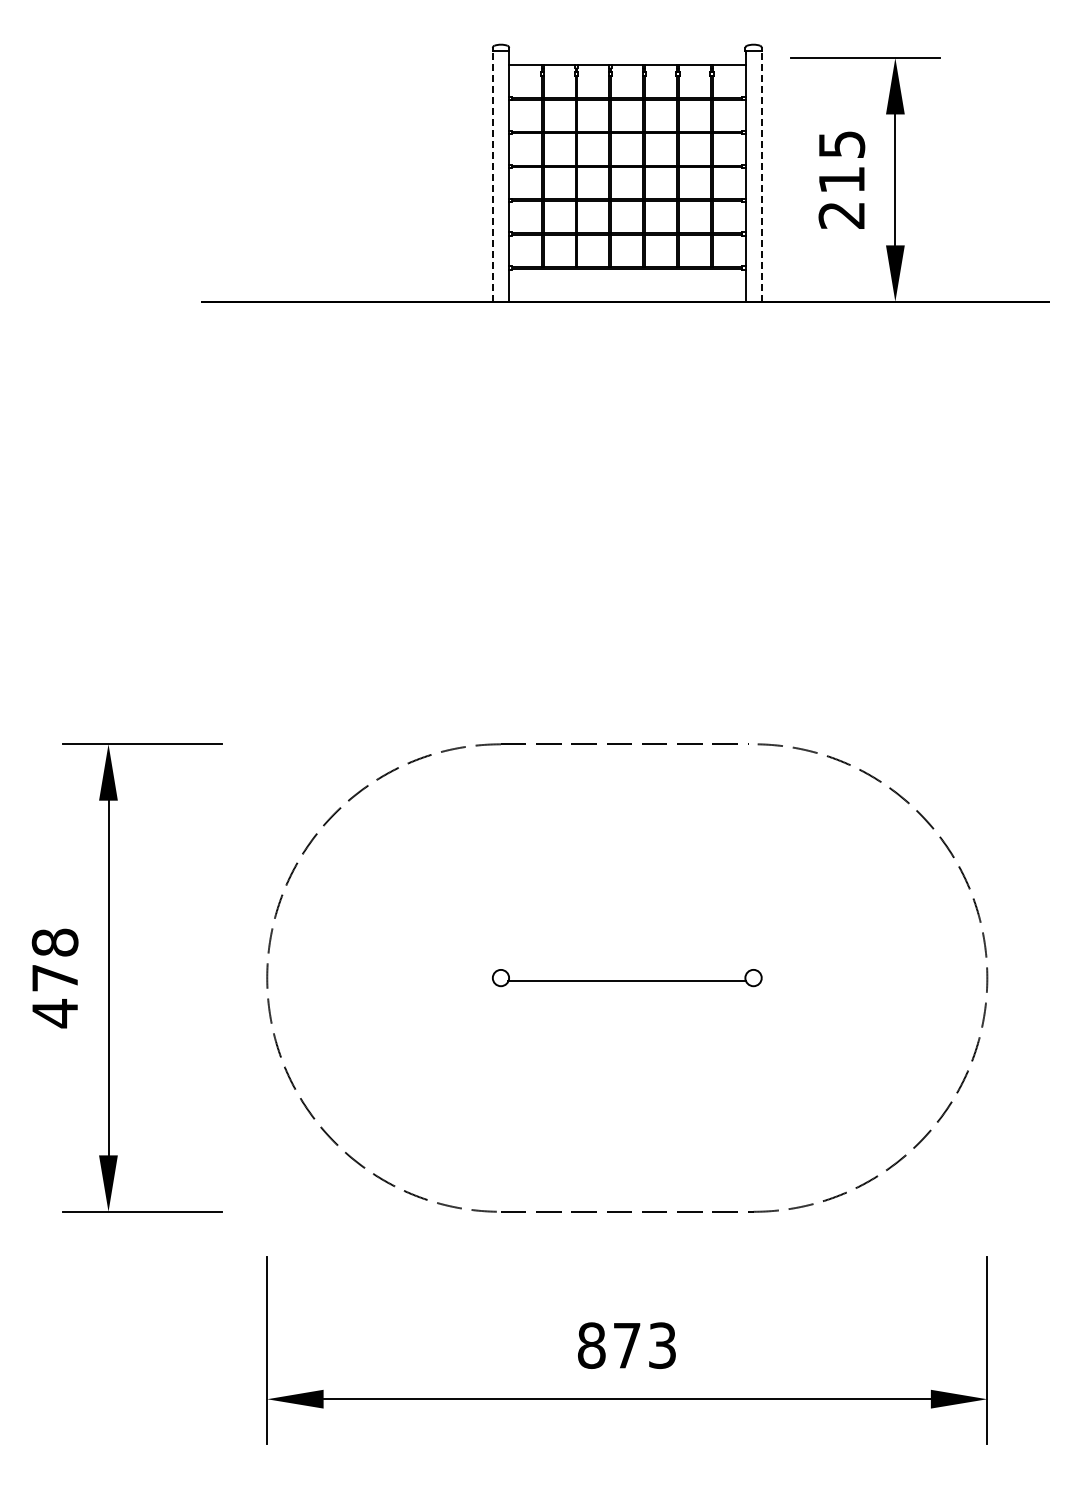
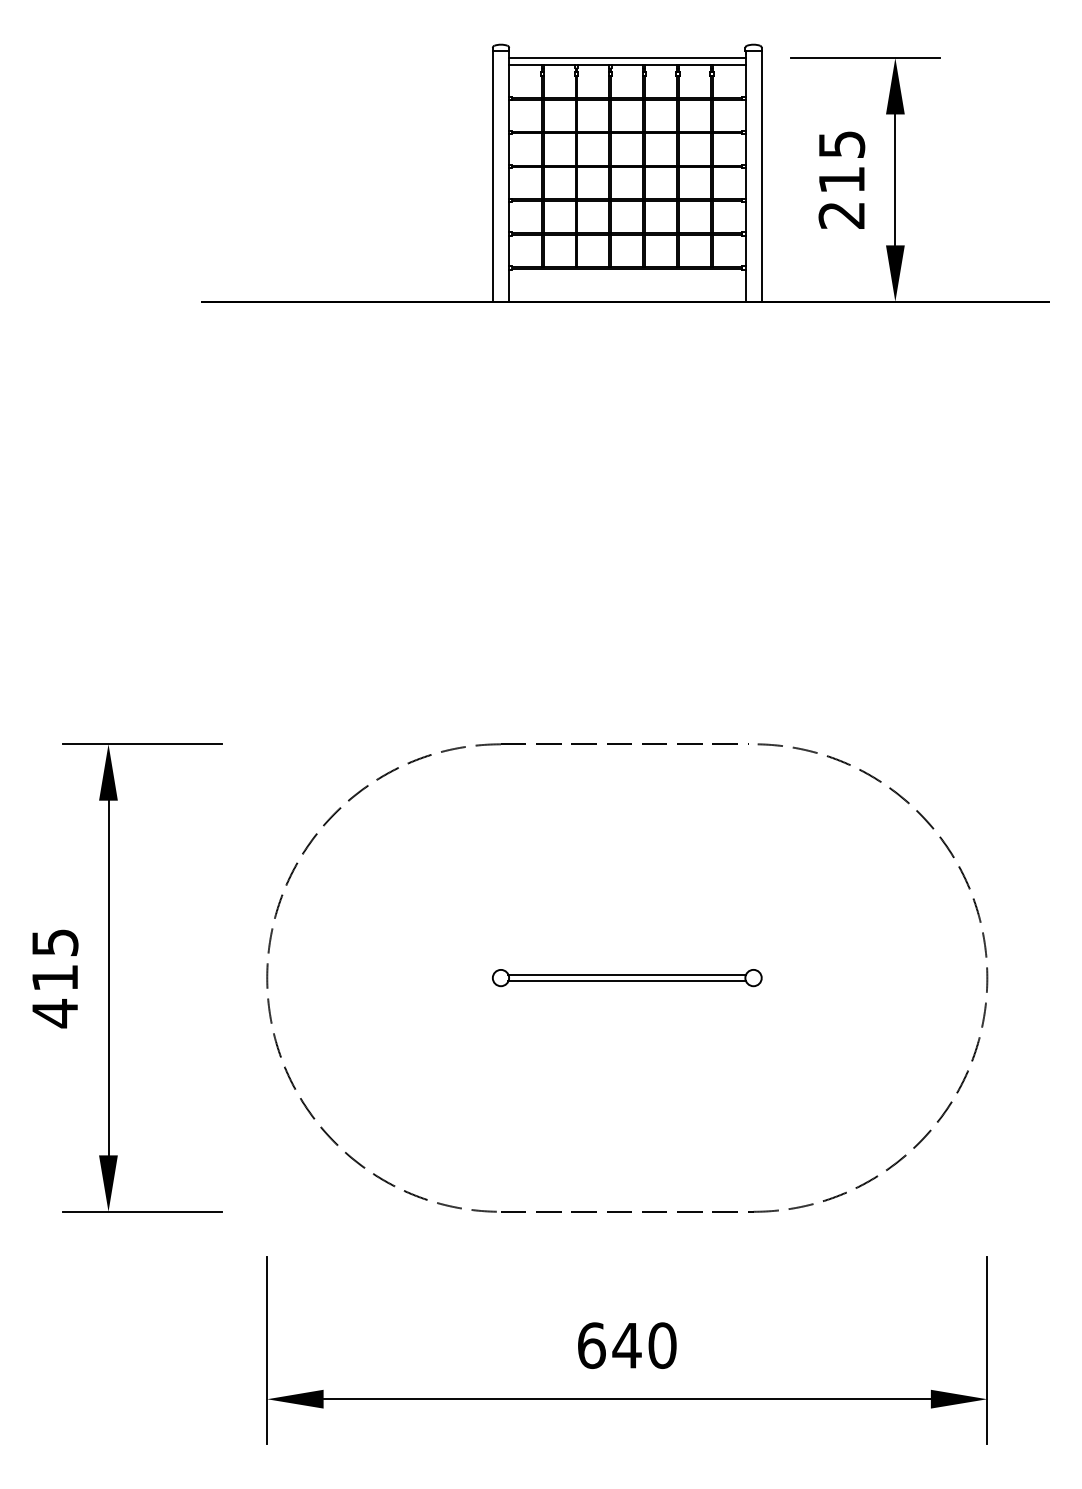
line: none -> present (626, 58)
line: dashed -> solid (493, 176)
line: dashed -> solid (761, 176)
text: 478 -> 415 (54, 959)
line: none -> present (627, 974)
text: 873 -> 640 (627, 1345)
